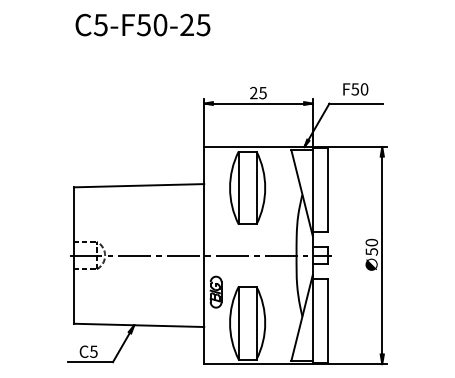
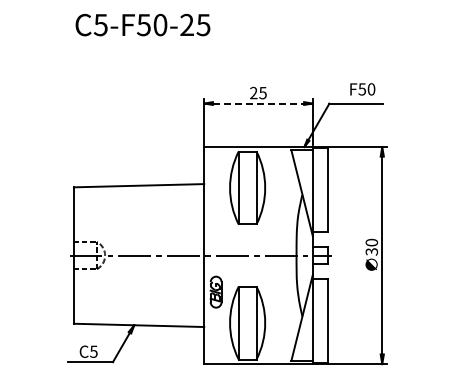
text position: (355, 89) -> (362, 89) (362, 89)
line: solid -> dashed (258, 103)
text: 50 -> 30 (371, 251)
